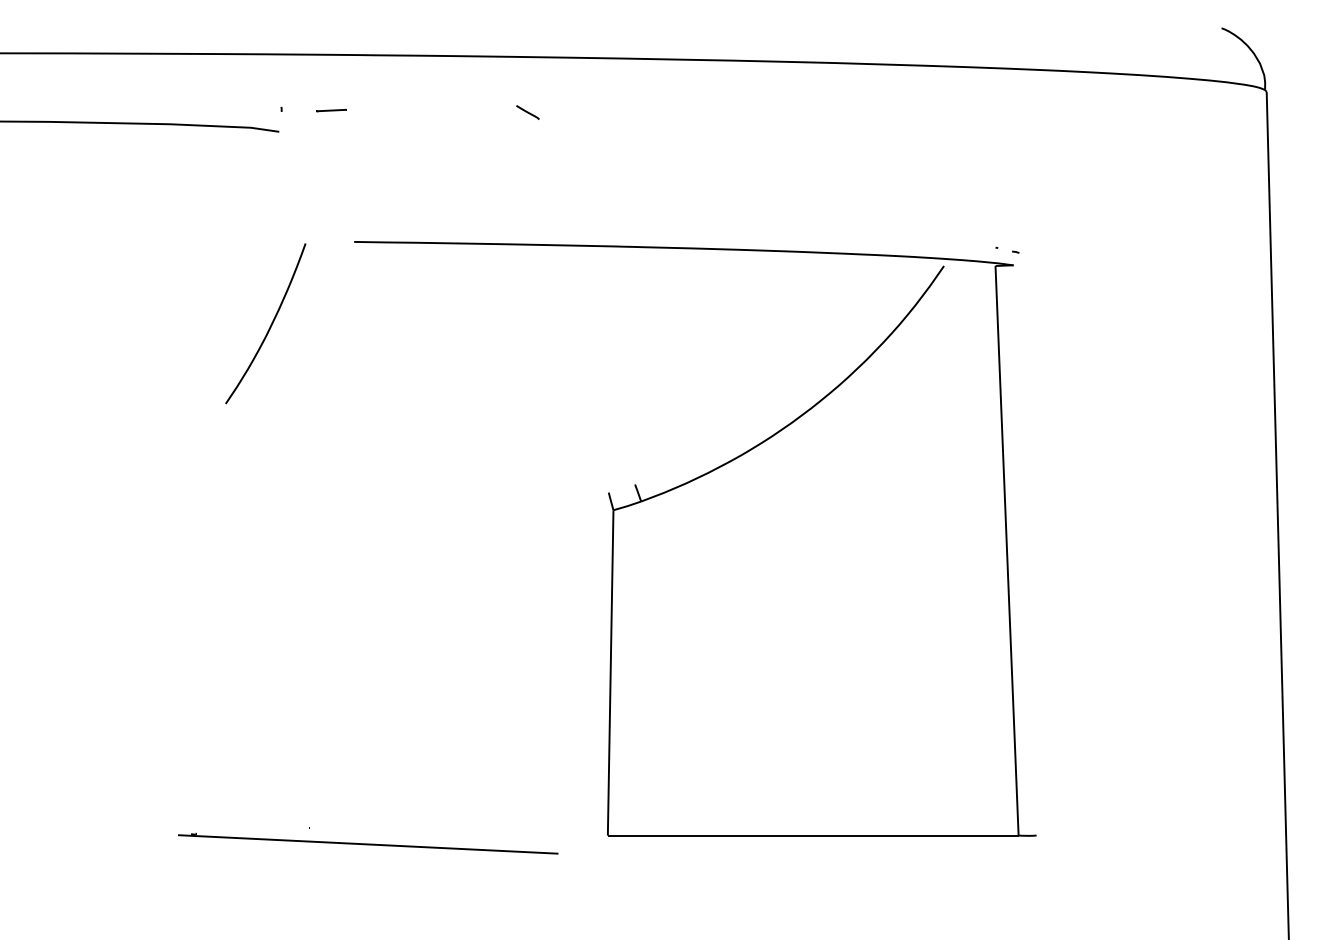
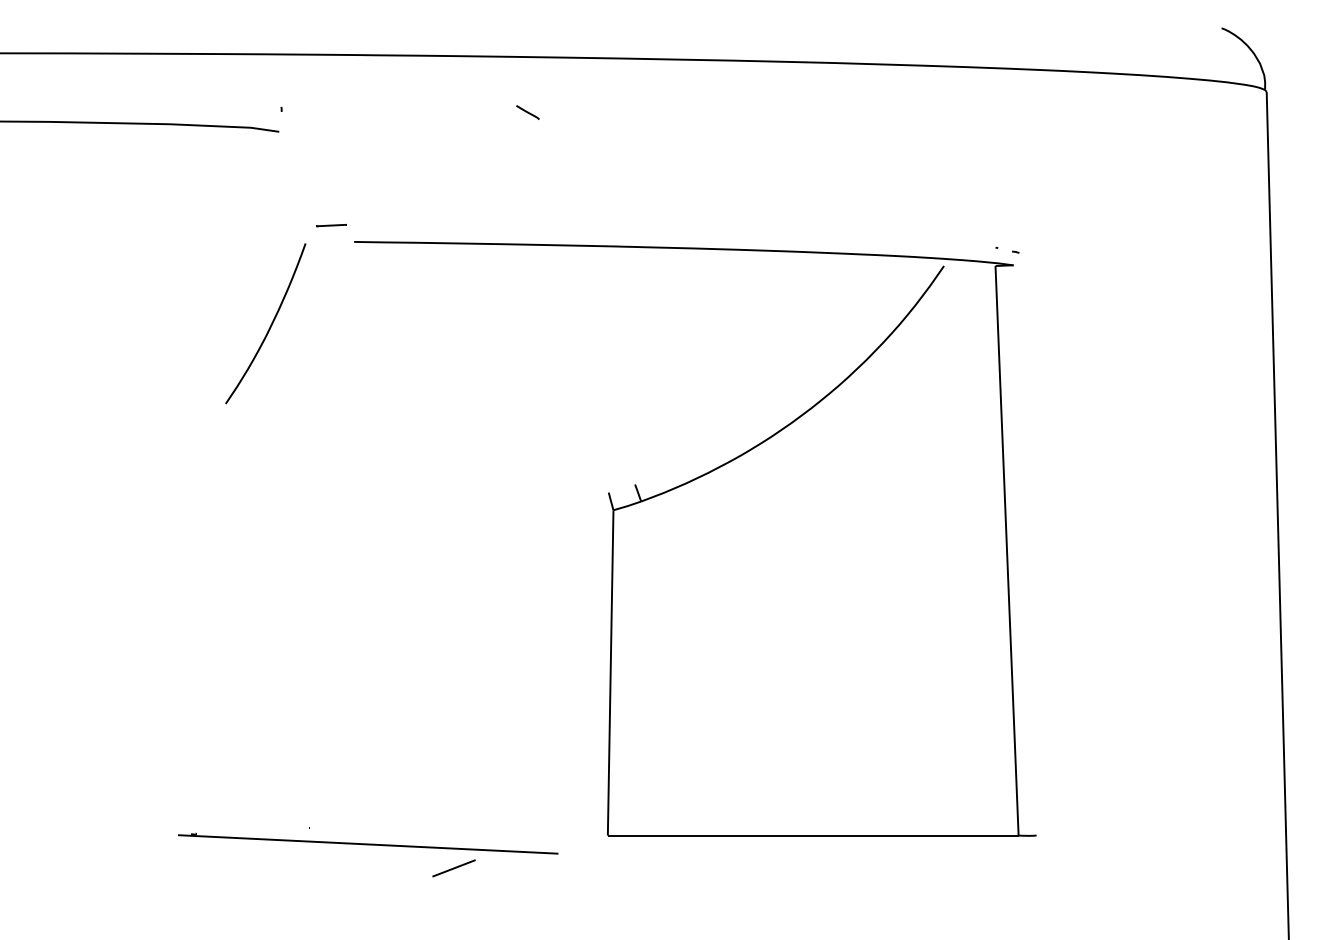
line position: (331, 110) -> (331, 225) (331, 225)
line: none -> present (453, 868)
